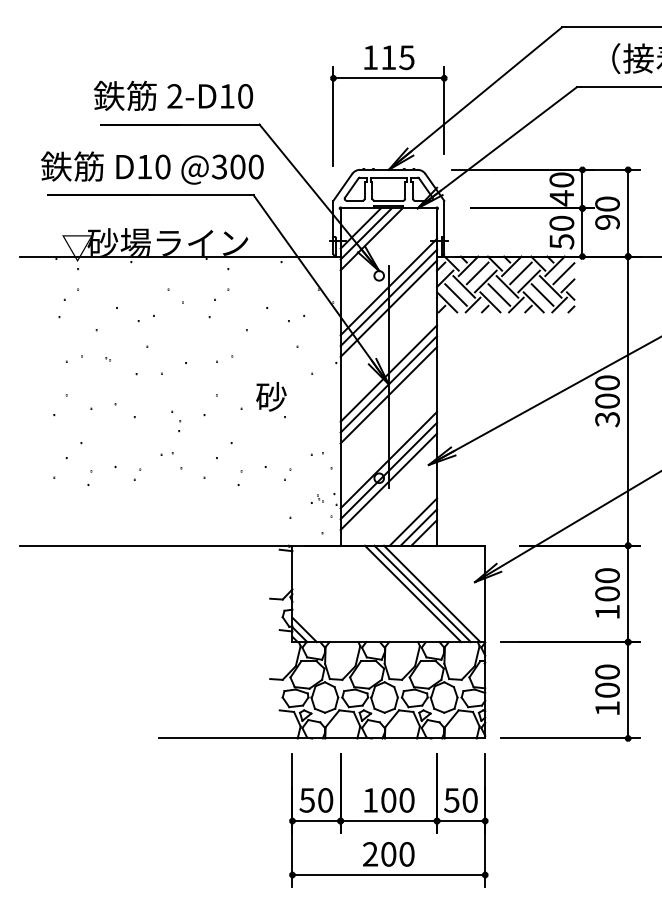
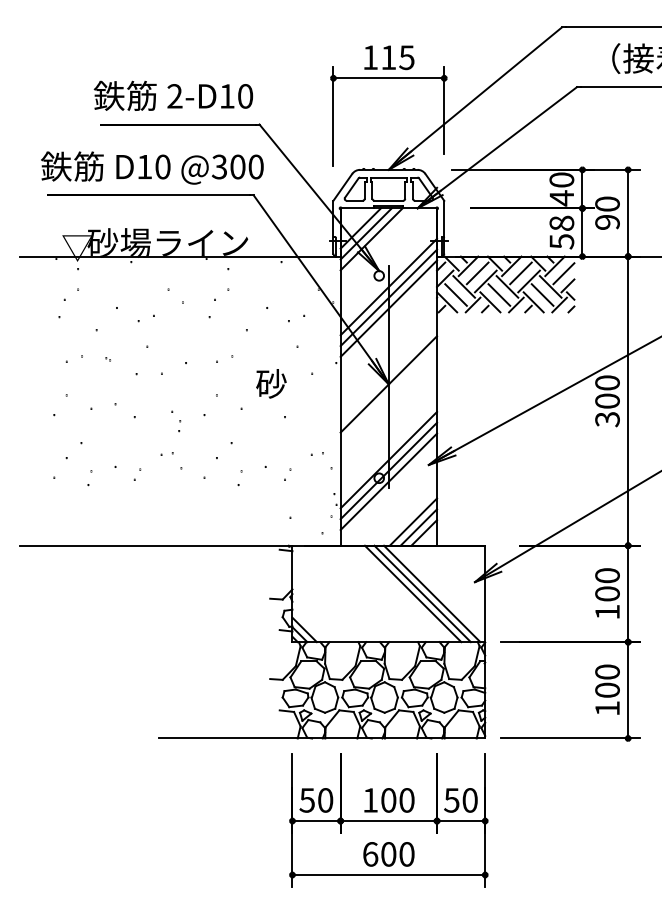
text: 50 -> 58 (561, 222)
line: present -> none (388, 373)
line: present -> none (388, 395)
part position: (271, 396) -> (271, 383) (271, 383)
part: present -> none (316, 498)
text: 200 -> 600 (370, 854)
